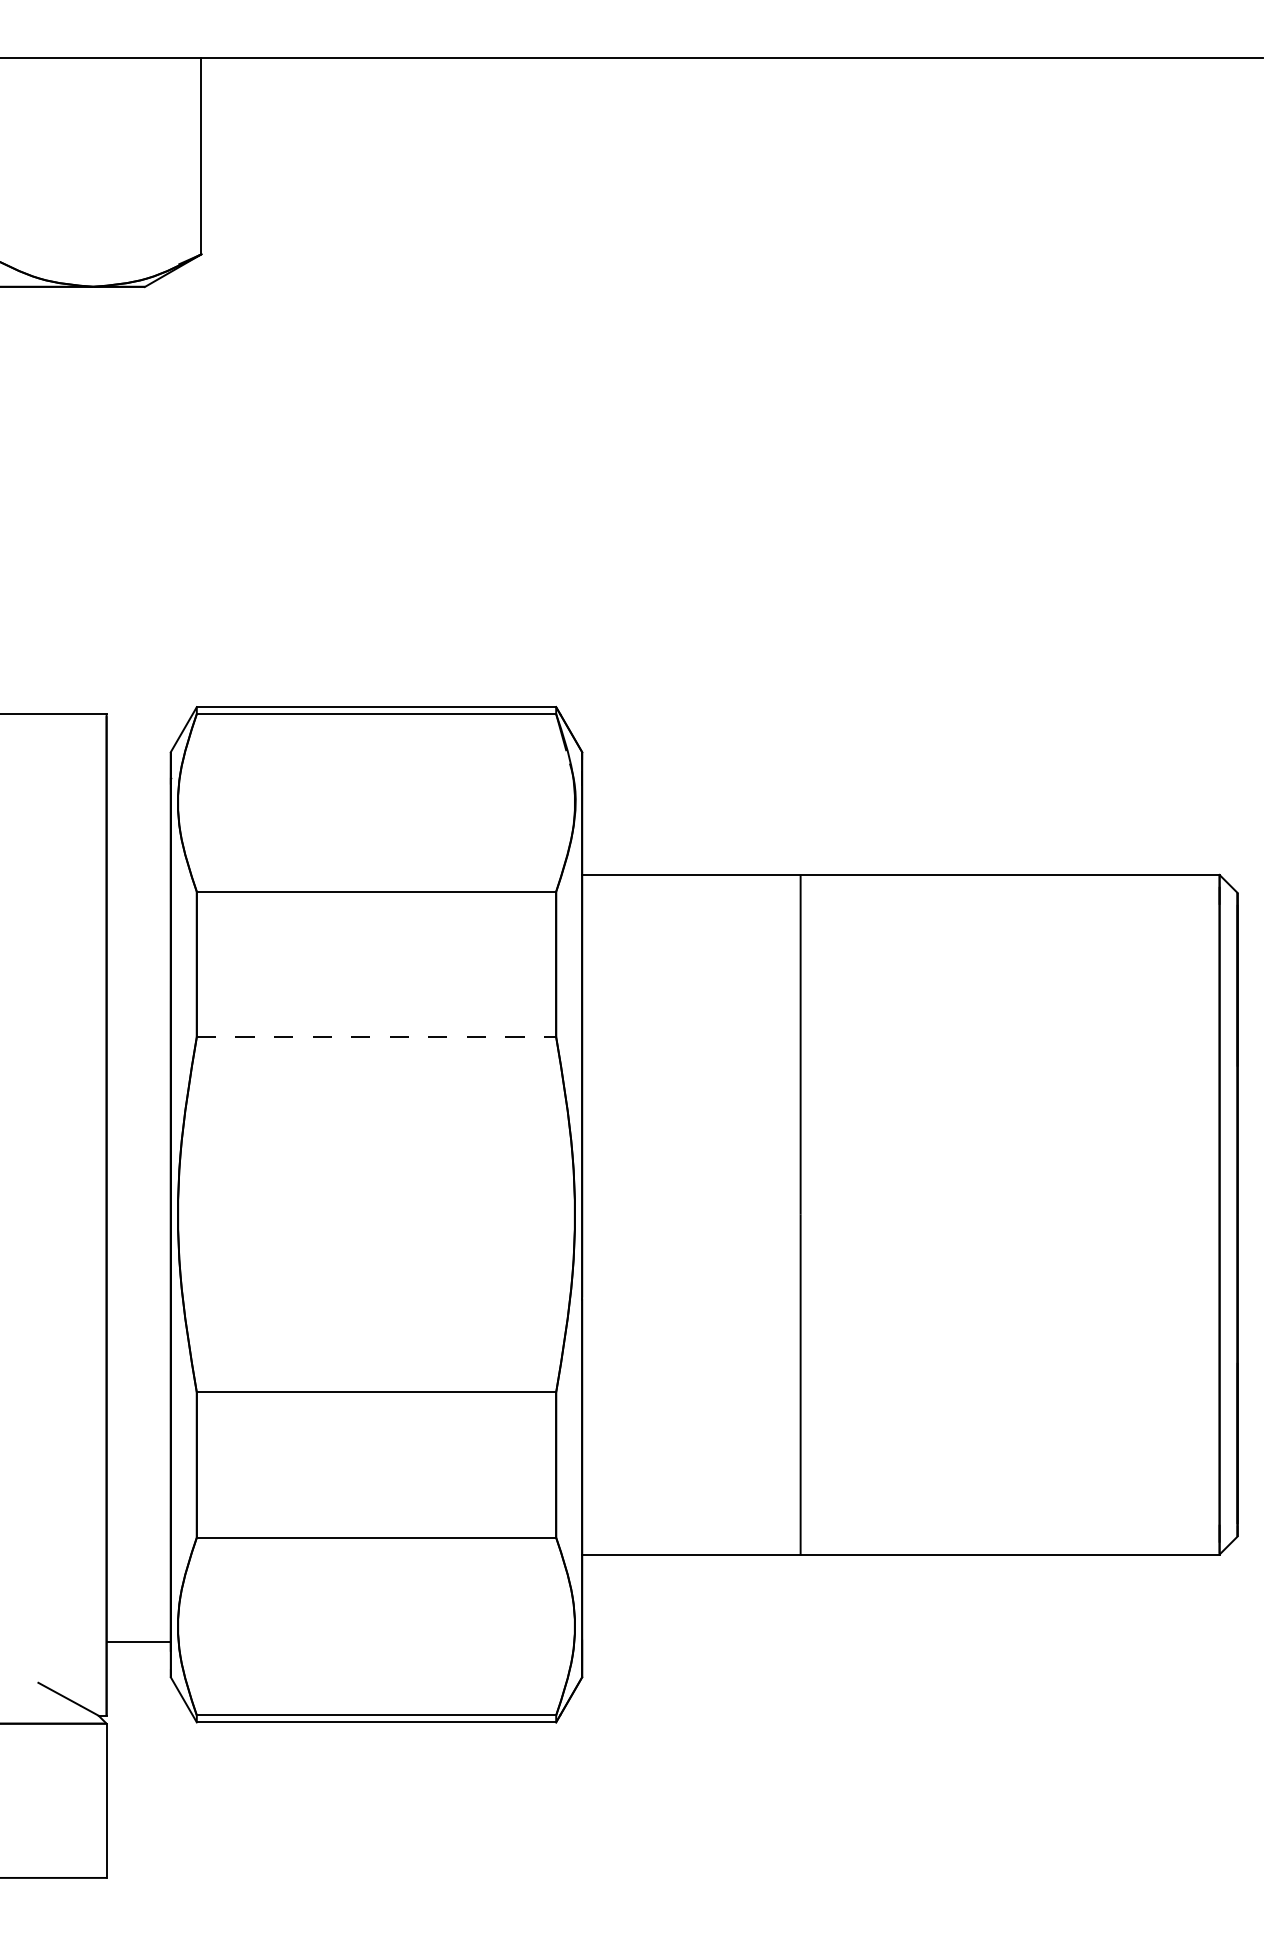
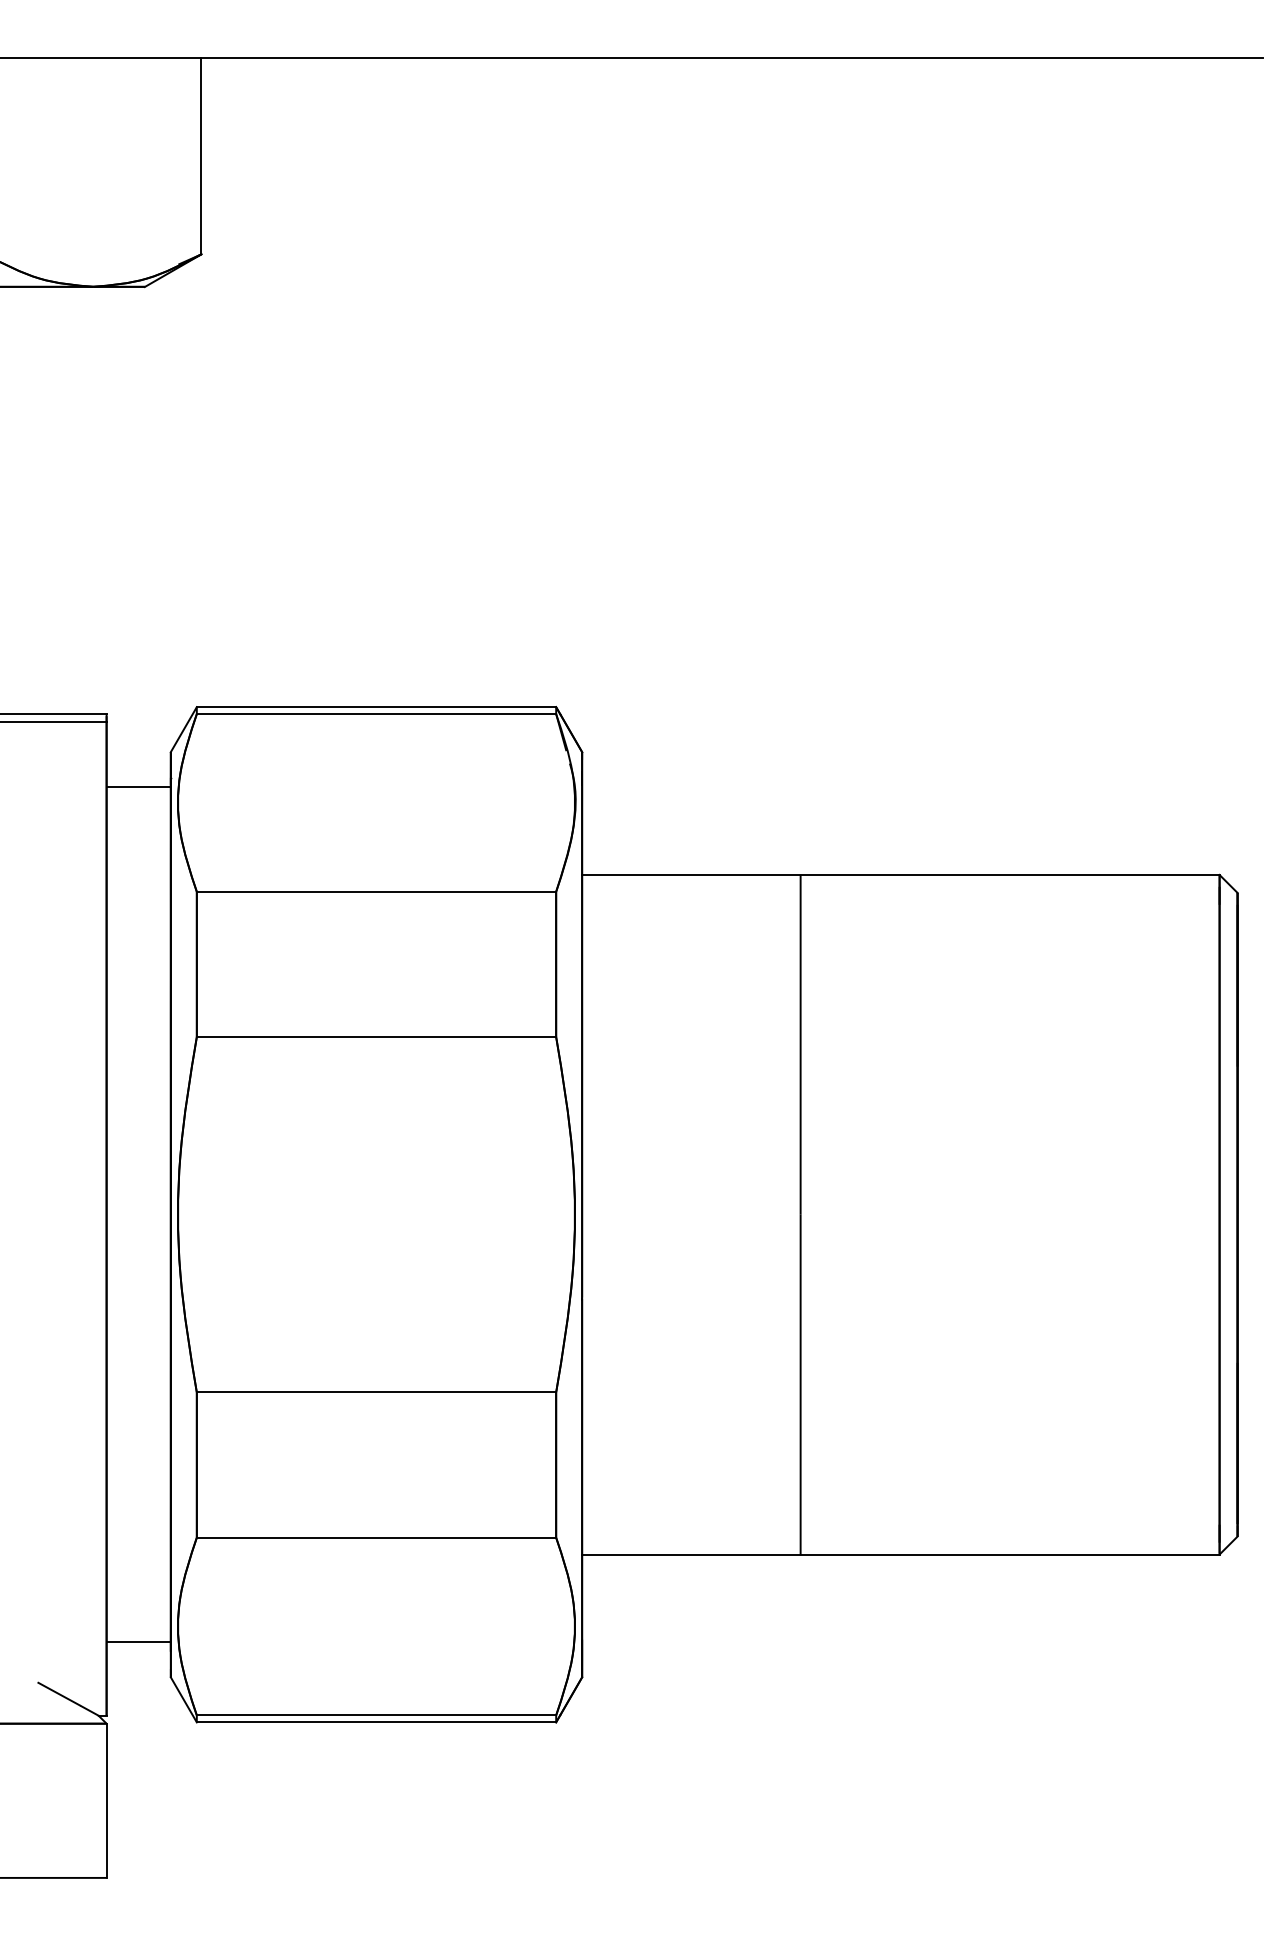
line: none -> present (54, 722)
line: none -> present (138, 787)
line: dashed -> solid (376, 1037)
